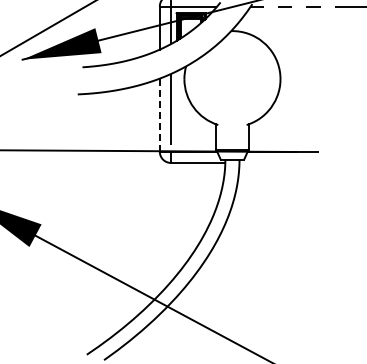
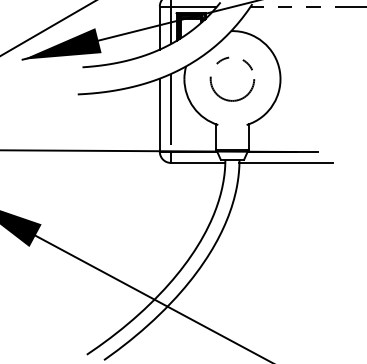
circle: none -> present (232, 78)
line: dashed -> solid (159, 115)
line: none -> present (286, 162)
